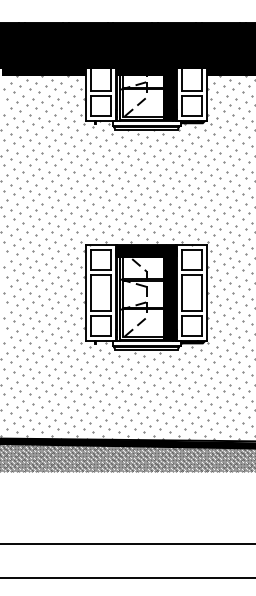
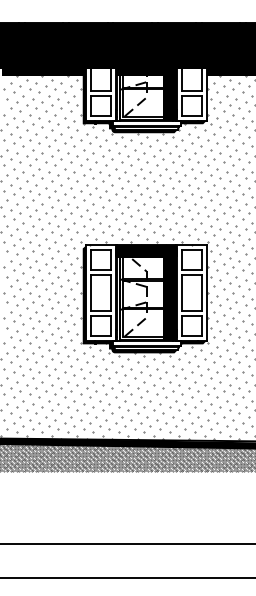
fill: none -> present (130, 104)
fill: none -> present (130, 299)
